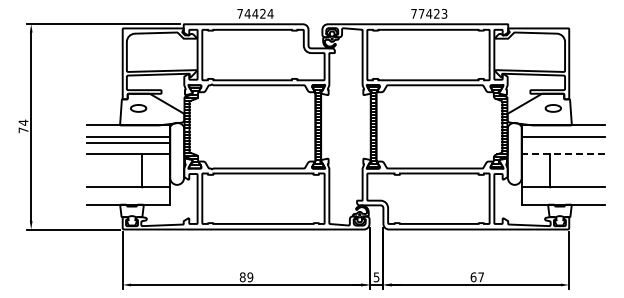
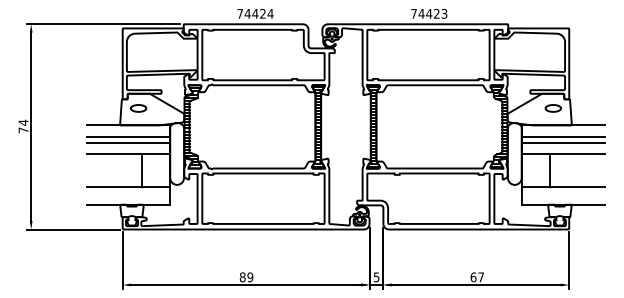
text: 77423 -> 74423 (421, 13)
line: none -> present (563, 142)
line: dashed -> solid (563, 153)
